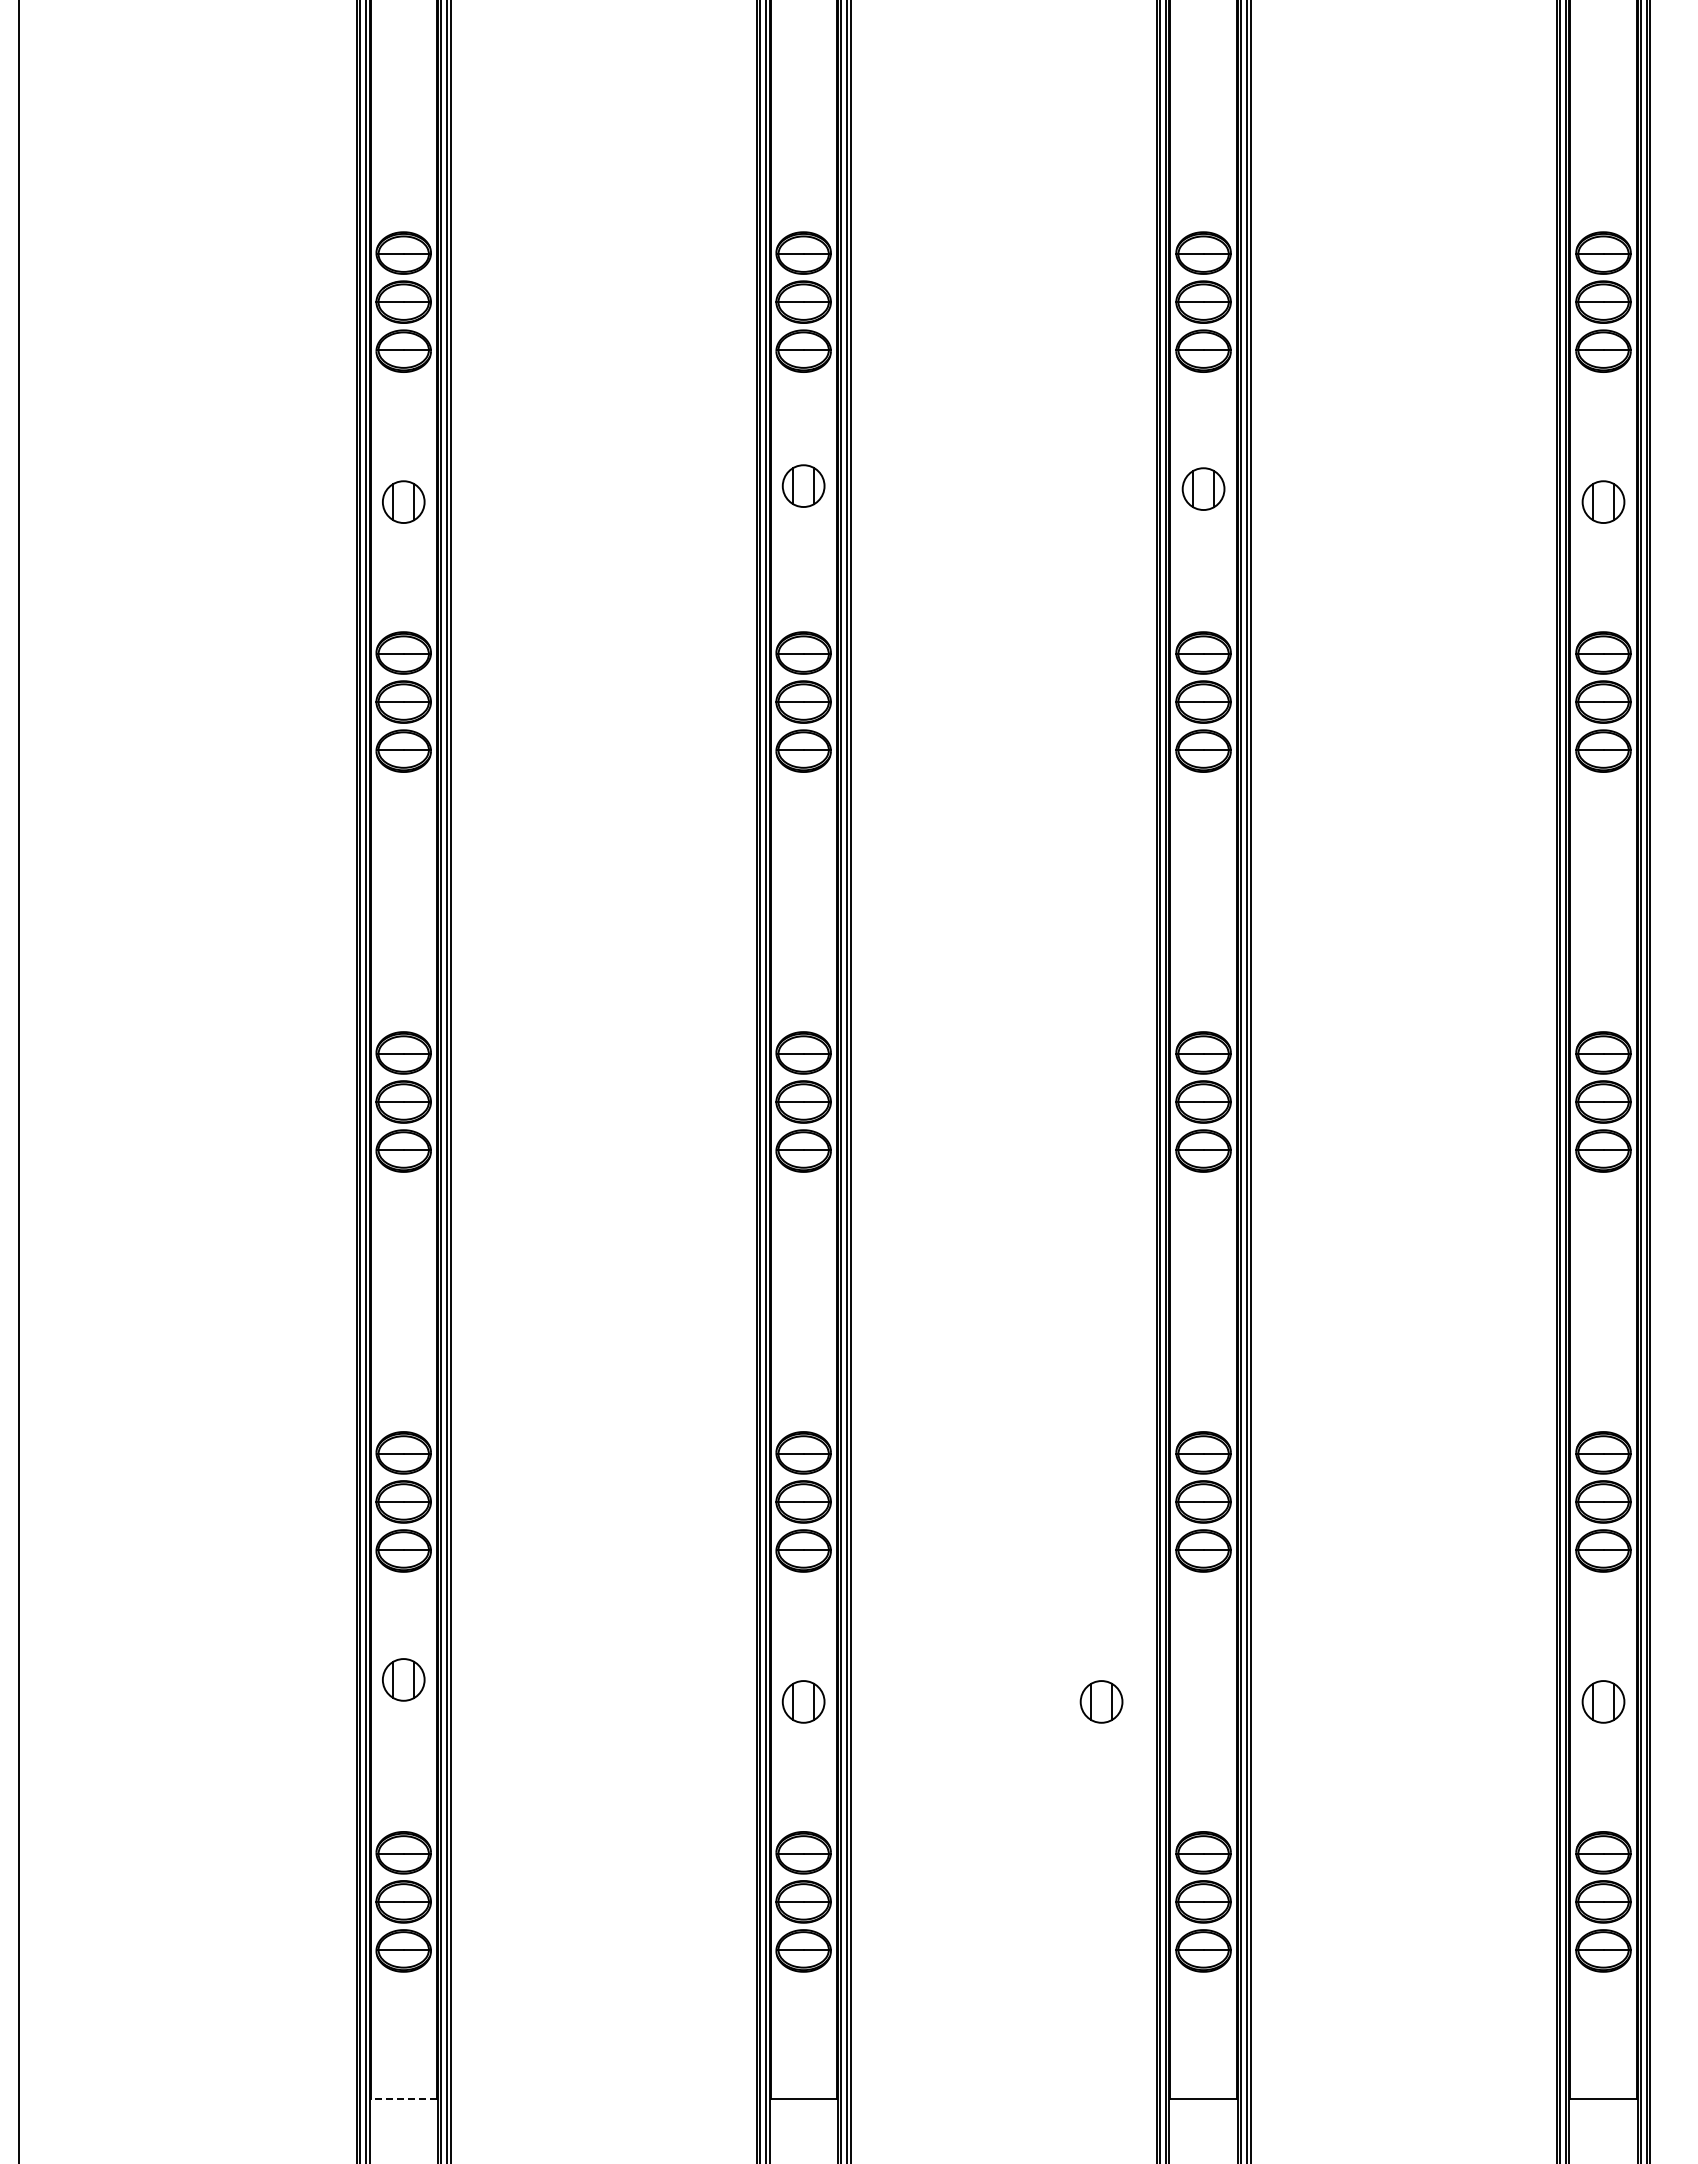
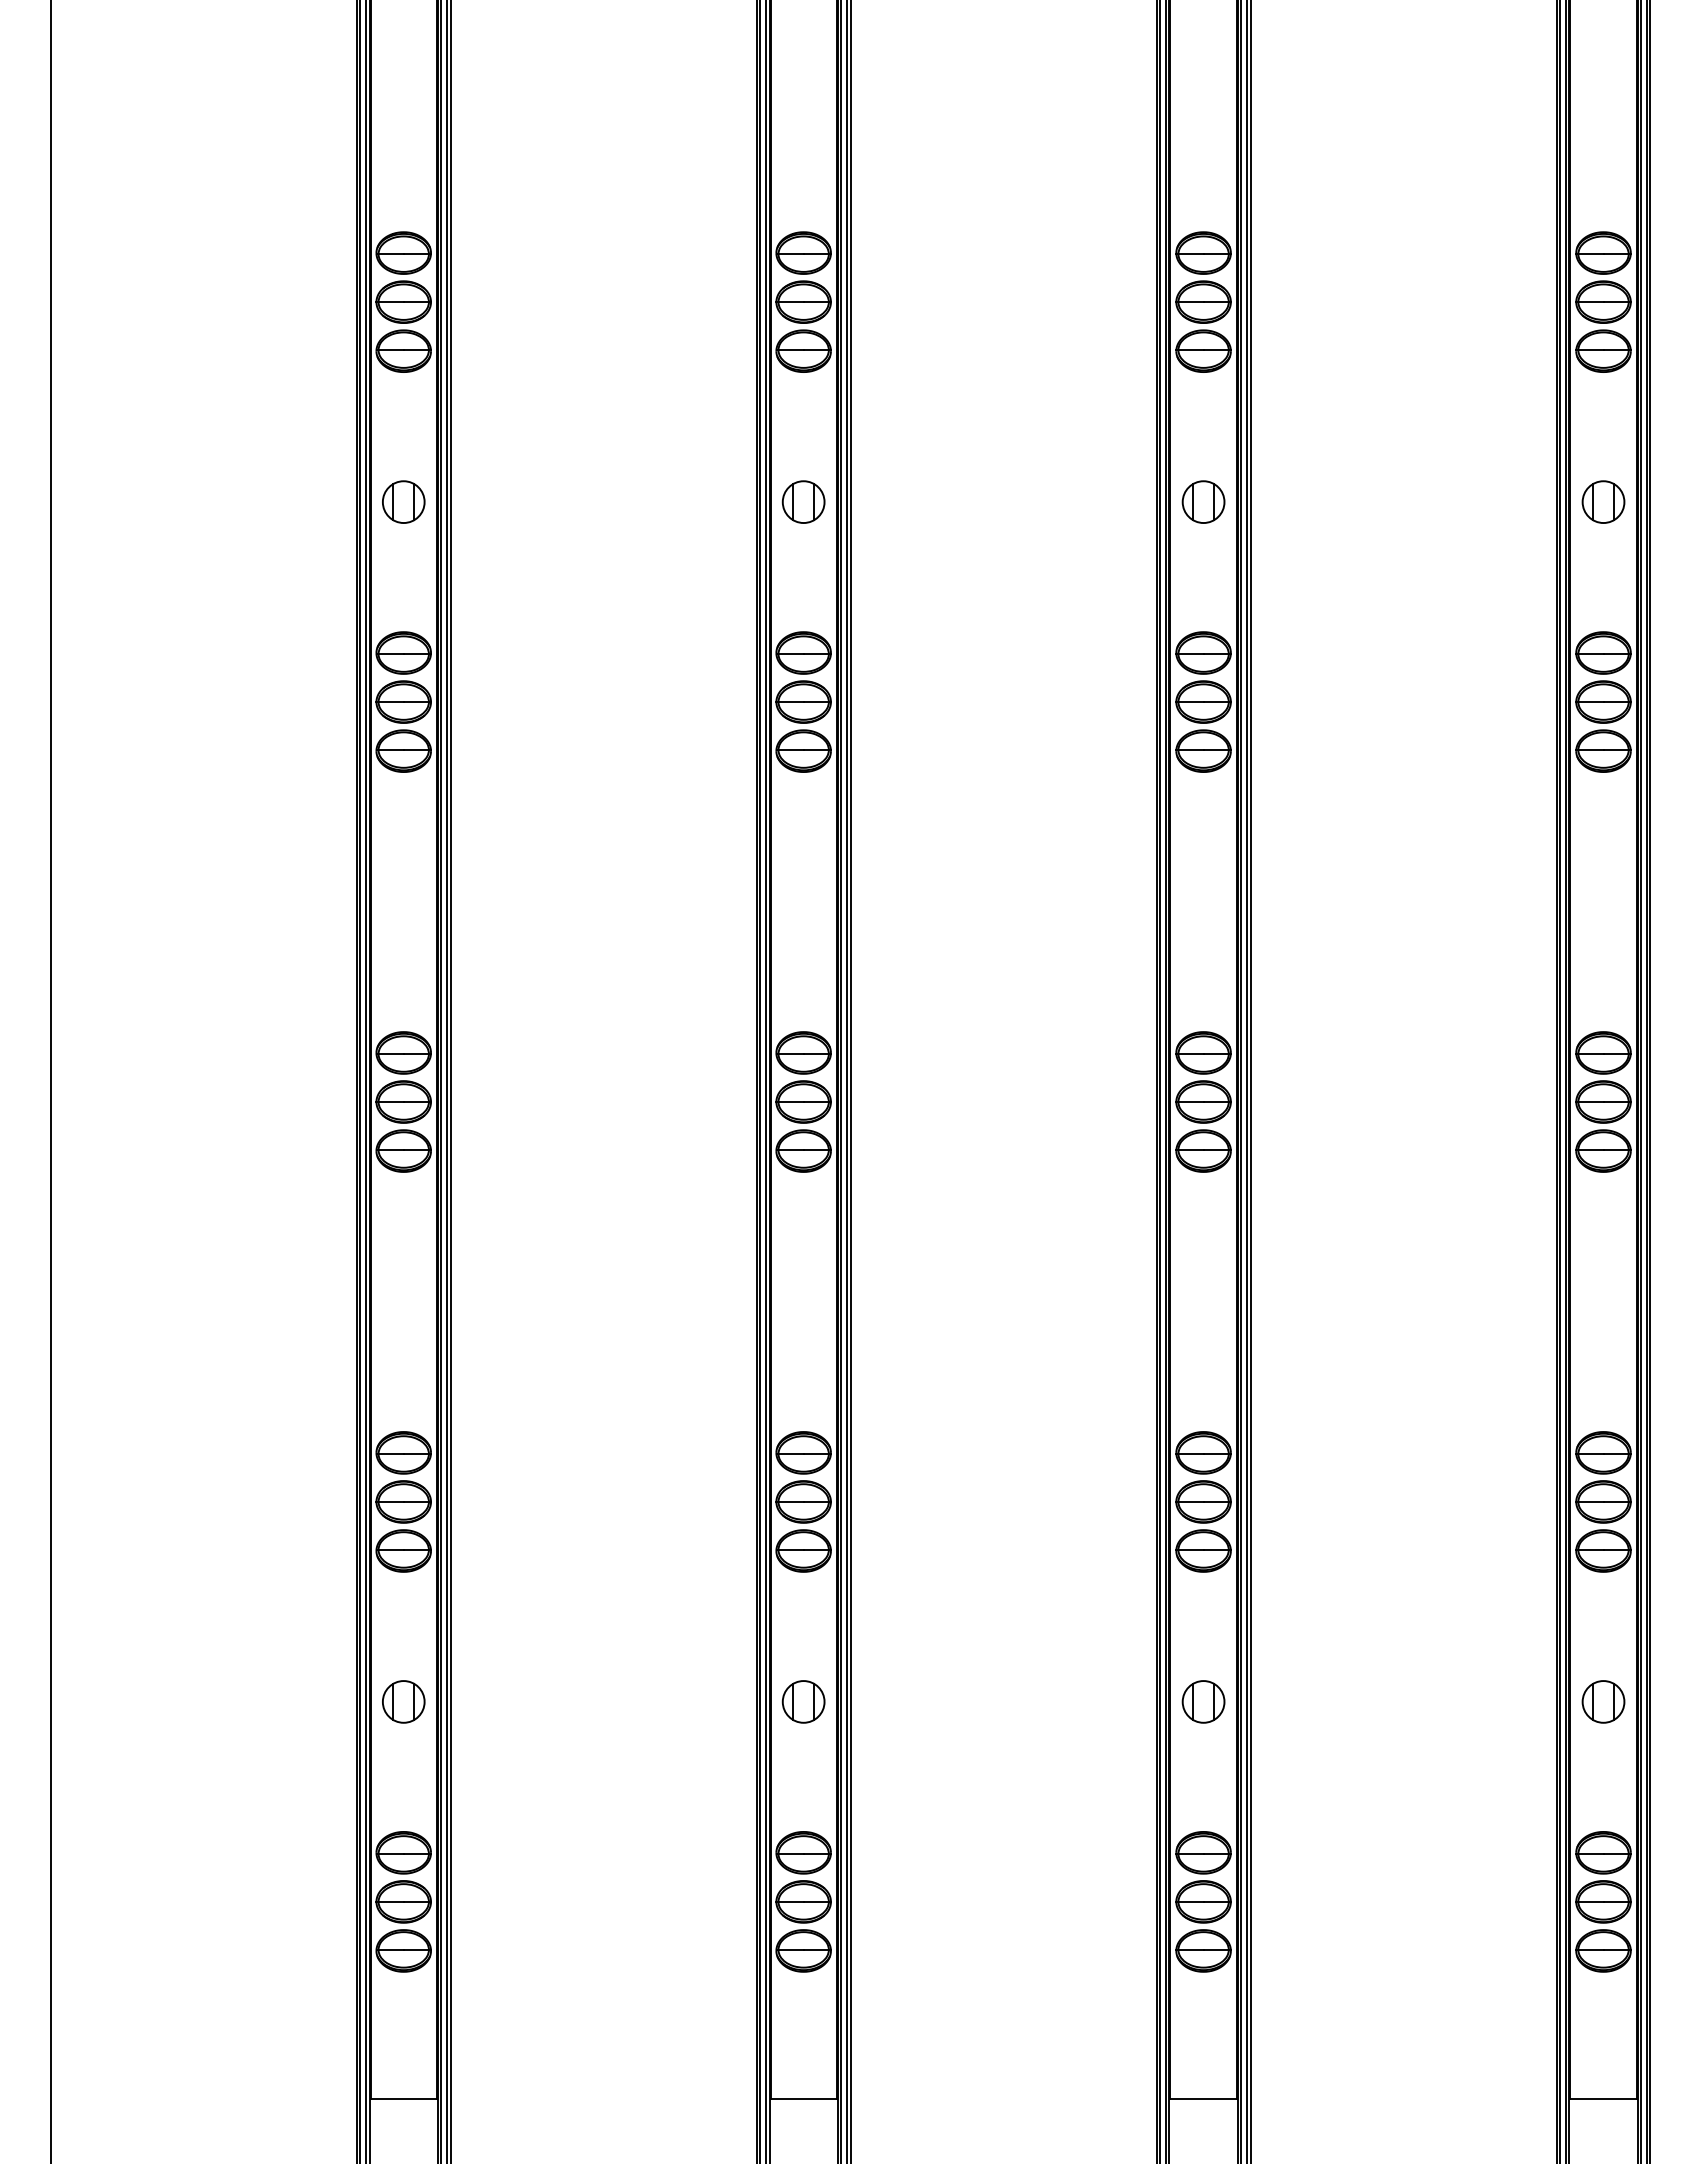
part position: (803, 485) -> (803, 501) (803, 501)
part position: (1203, 488) -> (1203, 501) (1203, 501)
line position: (18, 1081) -> (50, 1081) (50, 1081)
part position: (403, 1679) -> (403, 1701) (403, 1701)
part position: (1101, 1701) -> (1203, 1701) (1203, 1701)
line: dashed -> solid (403, 2098)
